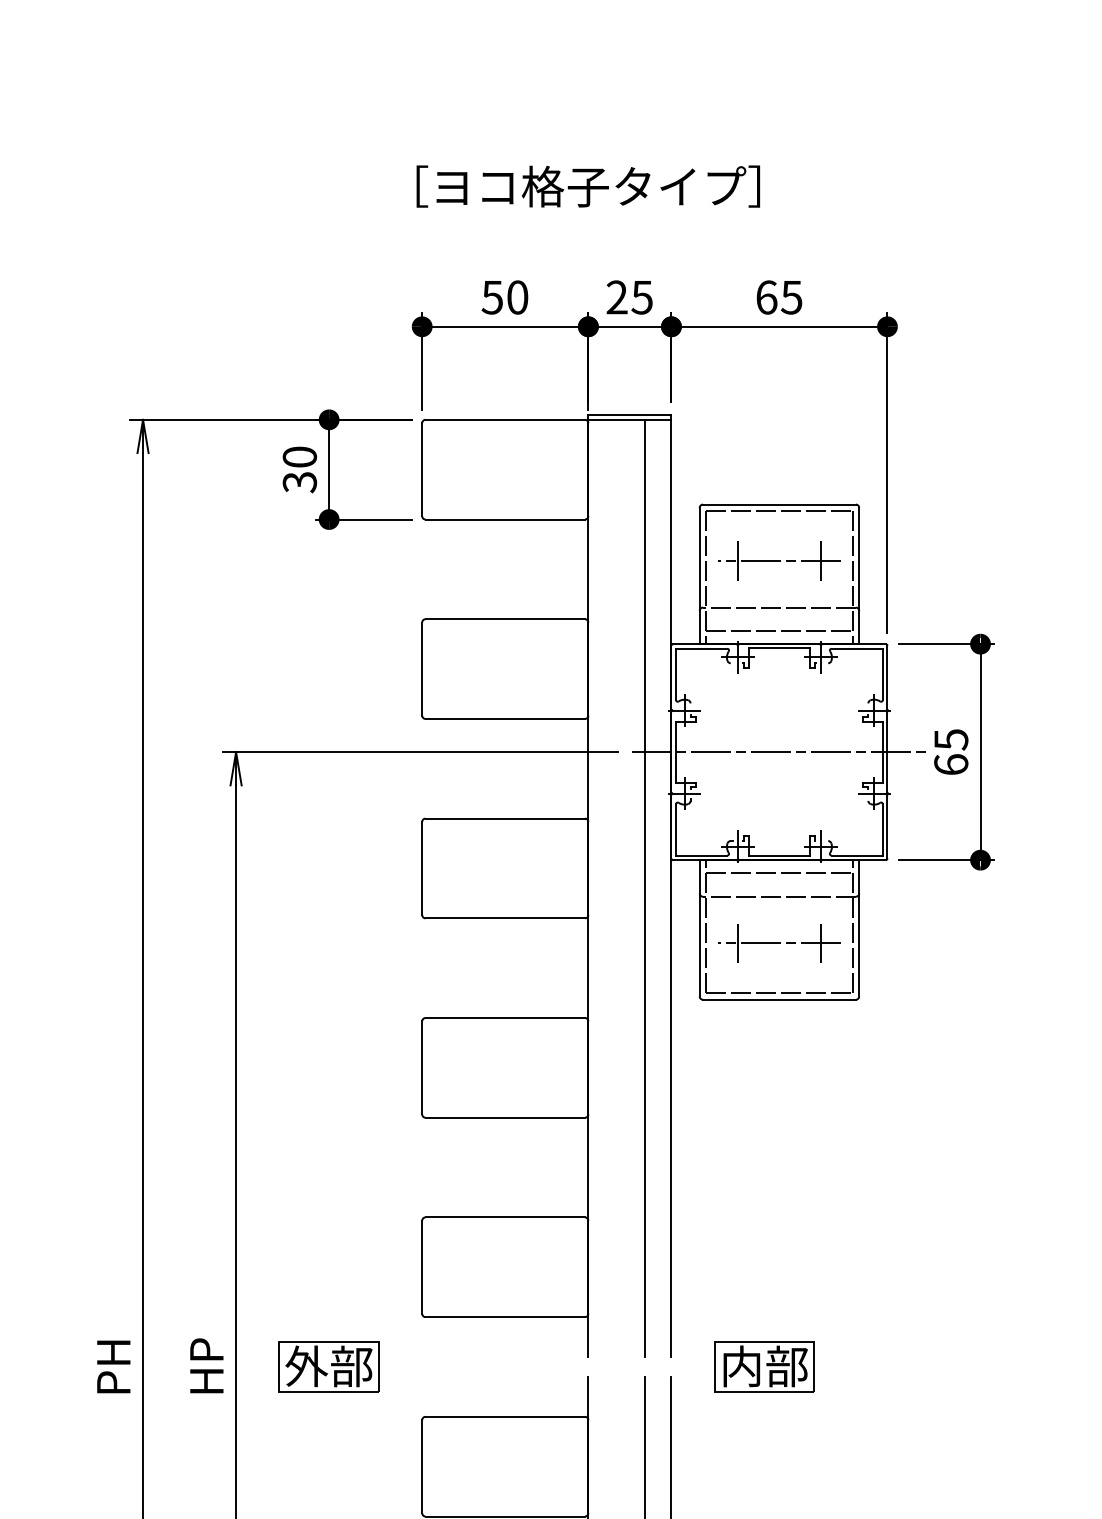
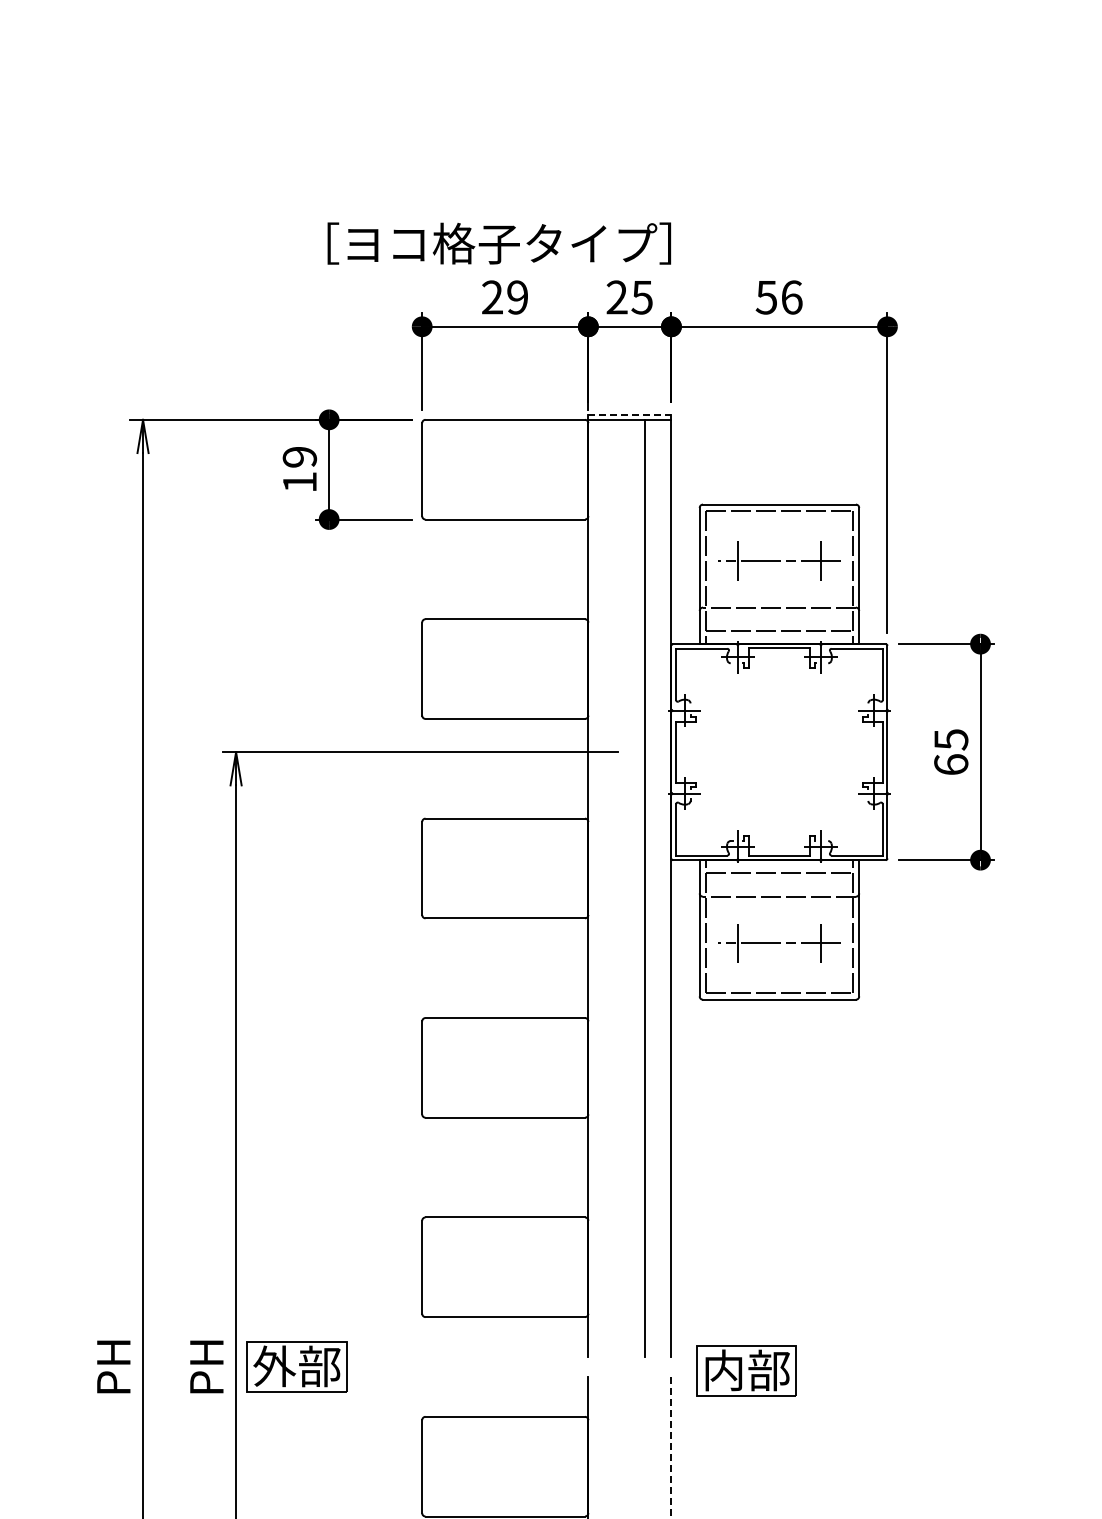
text position: (588, 186) -> (499, 243) (499, 243)
text: 50 -> 29 (504, 297)
text: 65 -> 56 (778, 297)
line: solid -> dashed (629, 414)
text: 30 -> 19 (299, 469)
line: present -> none (779, 752)
text: HP -> PH (206, 1363)
part position: (328, 1366) -> (296, 1366) (296, 1366)
part position: (764, 1366) -> (746, 1370) (746, 1370)
line: present -> none (644, 1445)
line: solid -> dashed (671, 1447)
